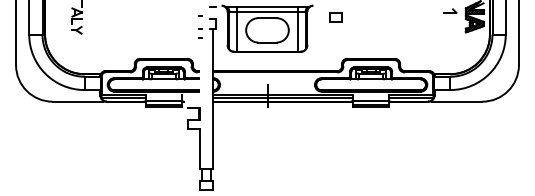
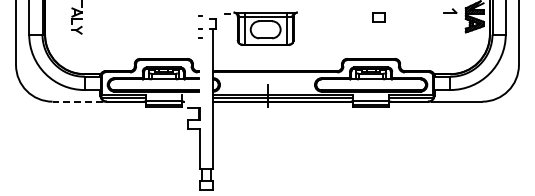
part position: (335, 17) -> (378, 17) (378, 17)
part size: 105x49 px -> 74x35 px (260, 28)
line: solid -> dashed (77, 101)
